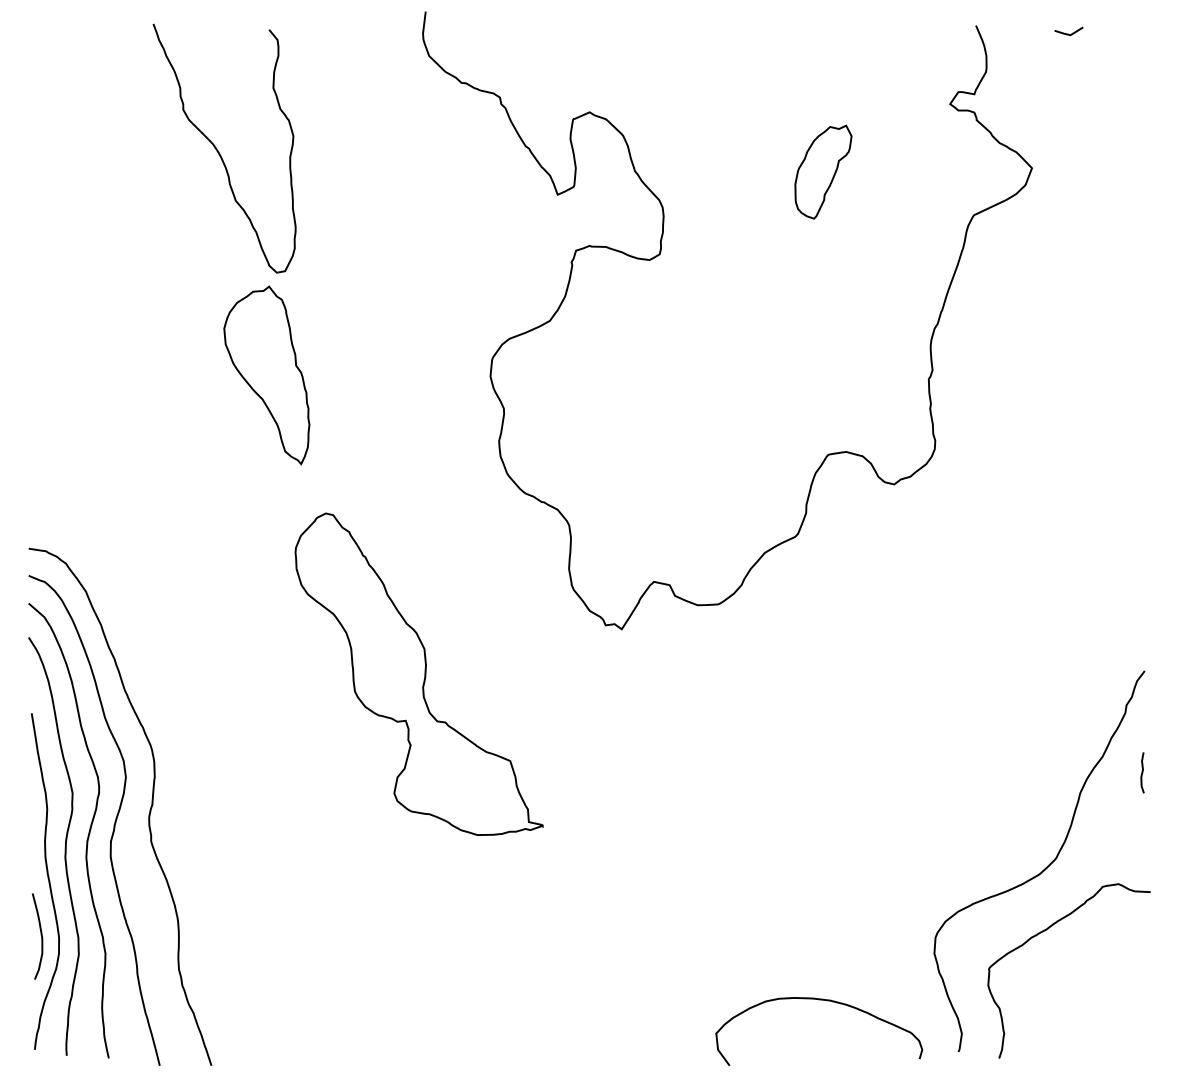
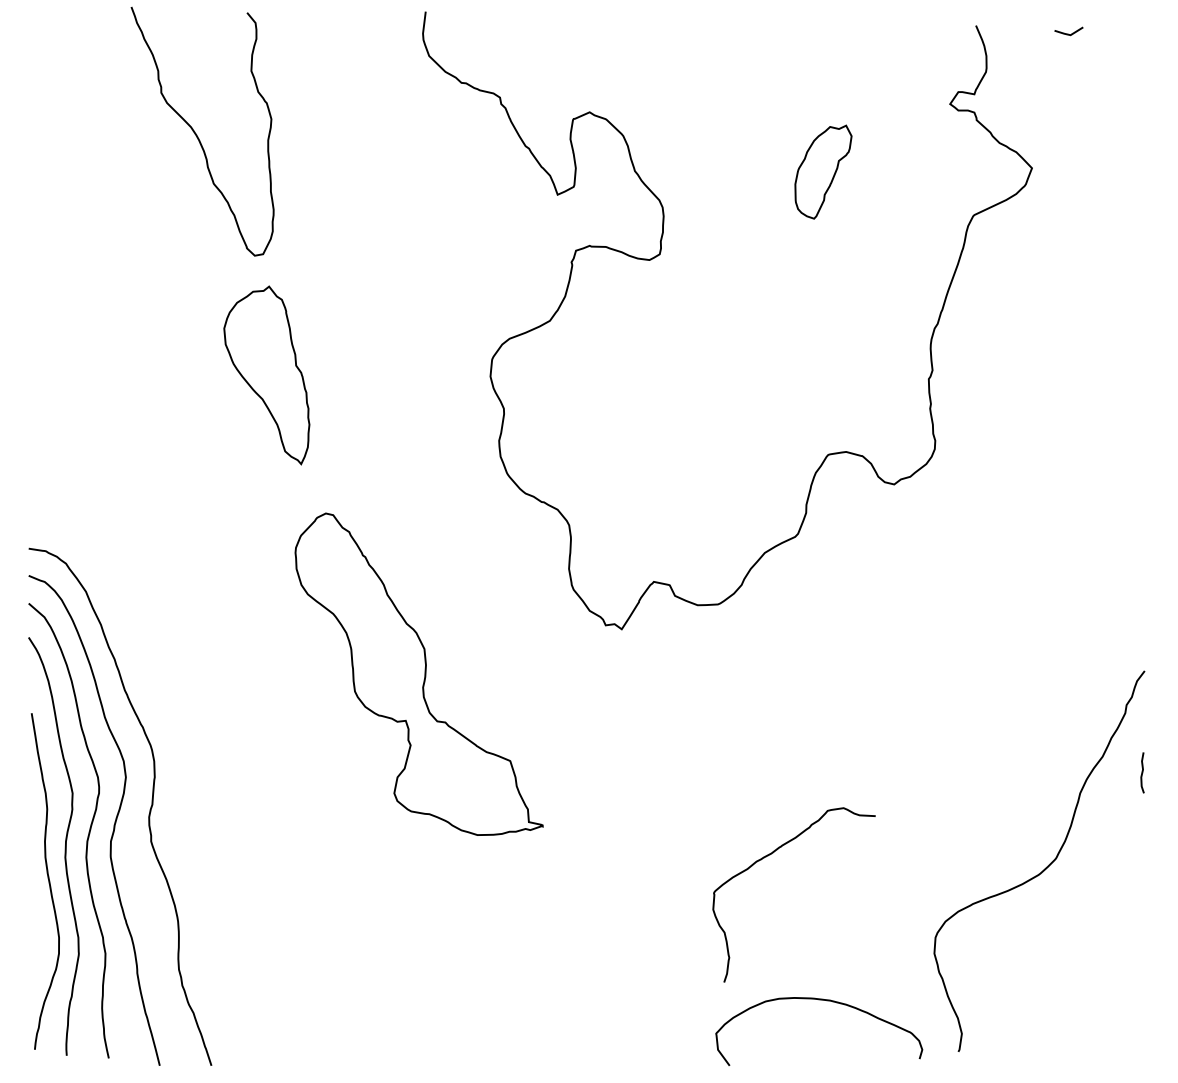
curve position: (218, 150) -> (196, 133) (196, 133)
curve position: (1045, 931) -> (770, 855) (770, 855)
curve: present -> none (40, 935)
